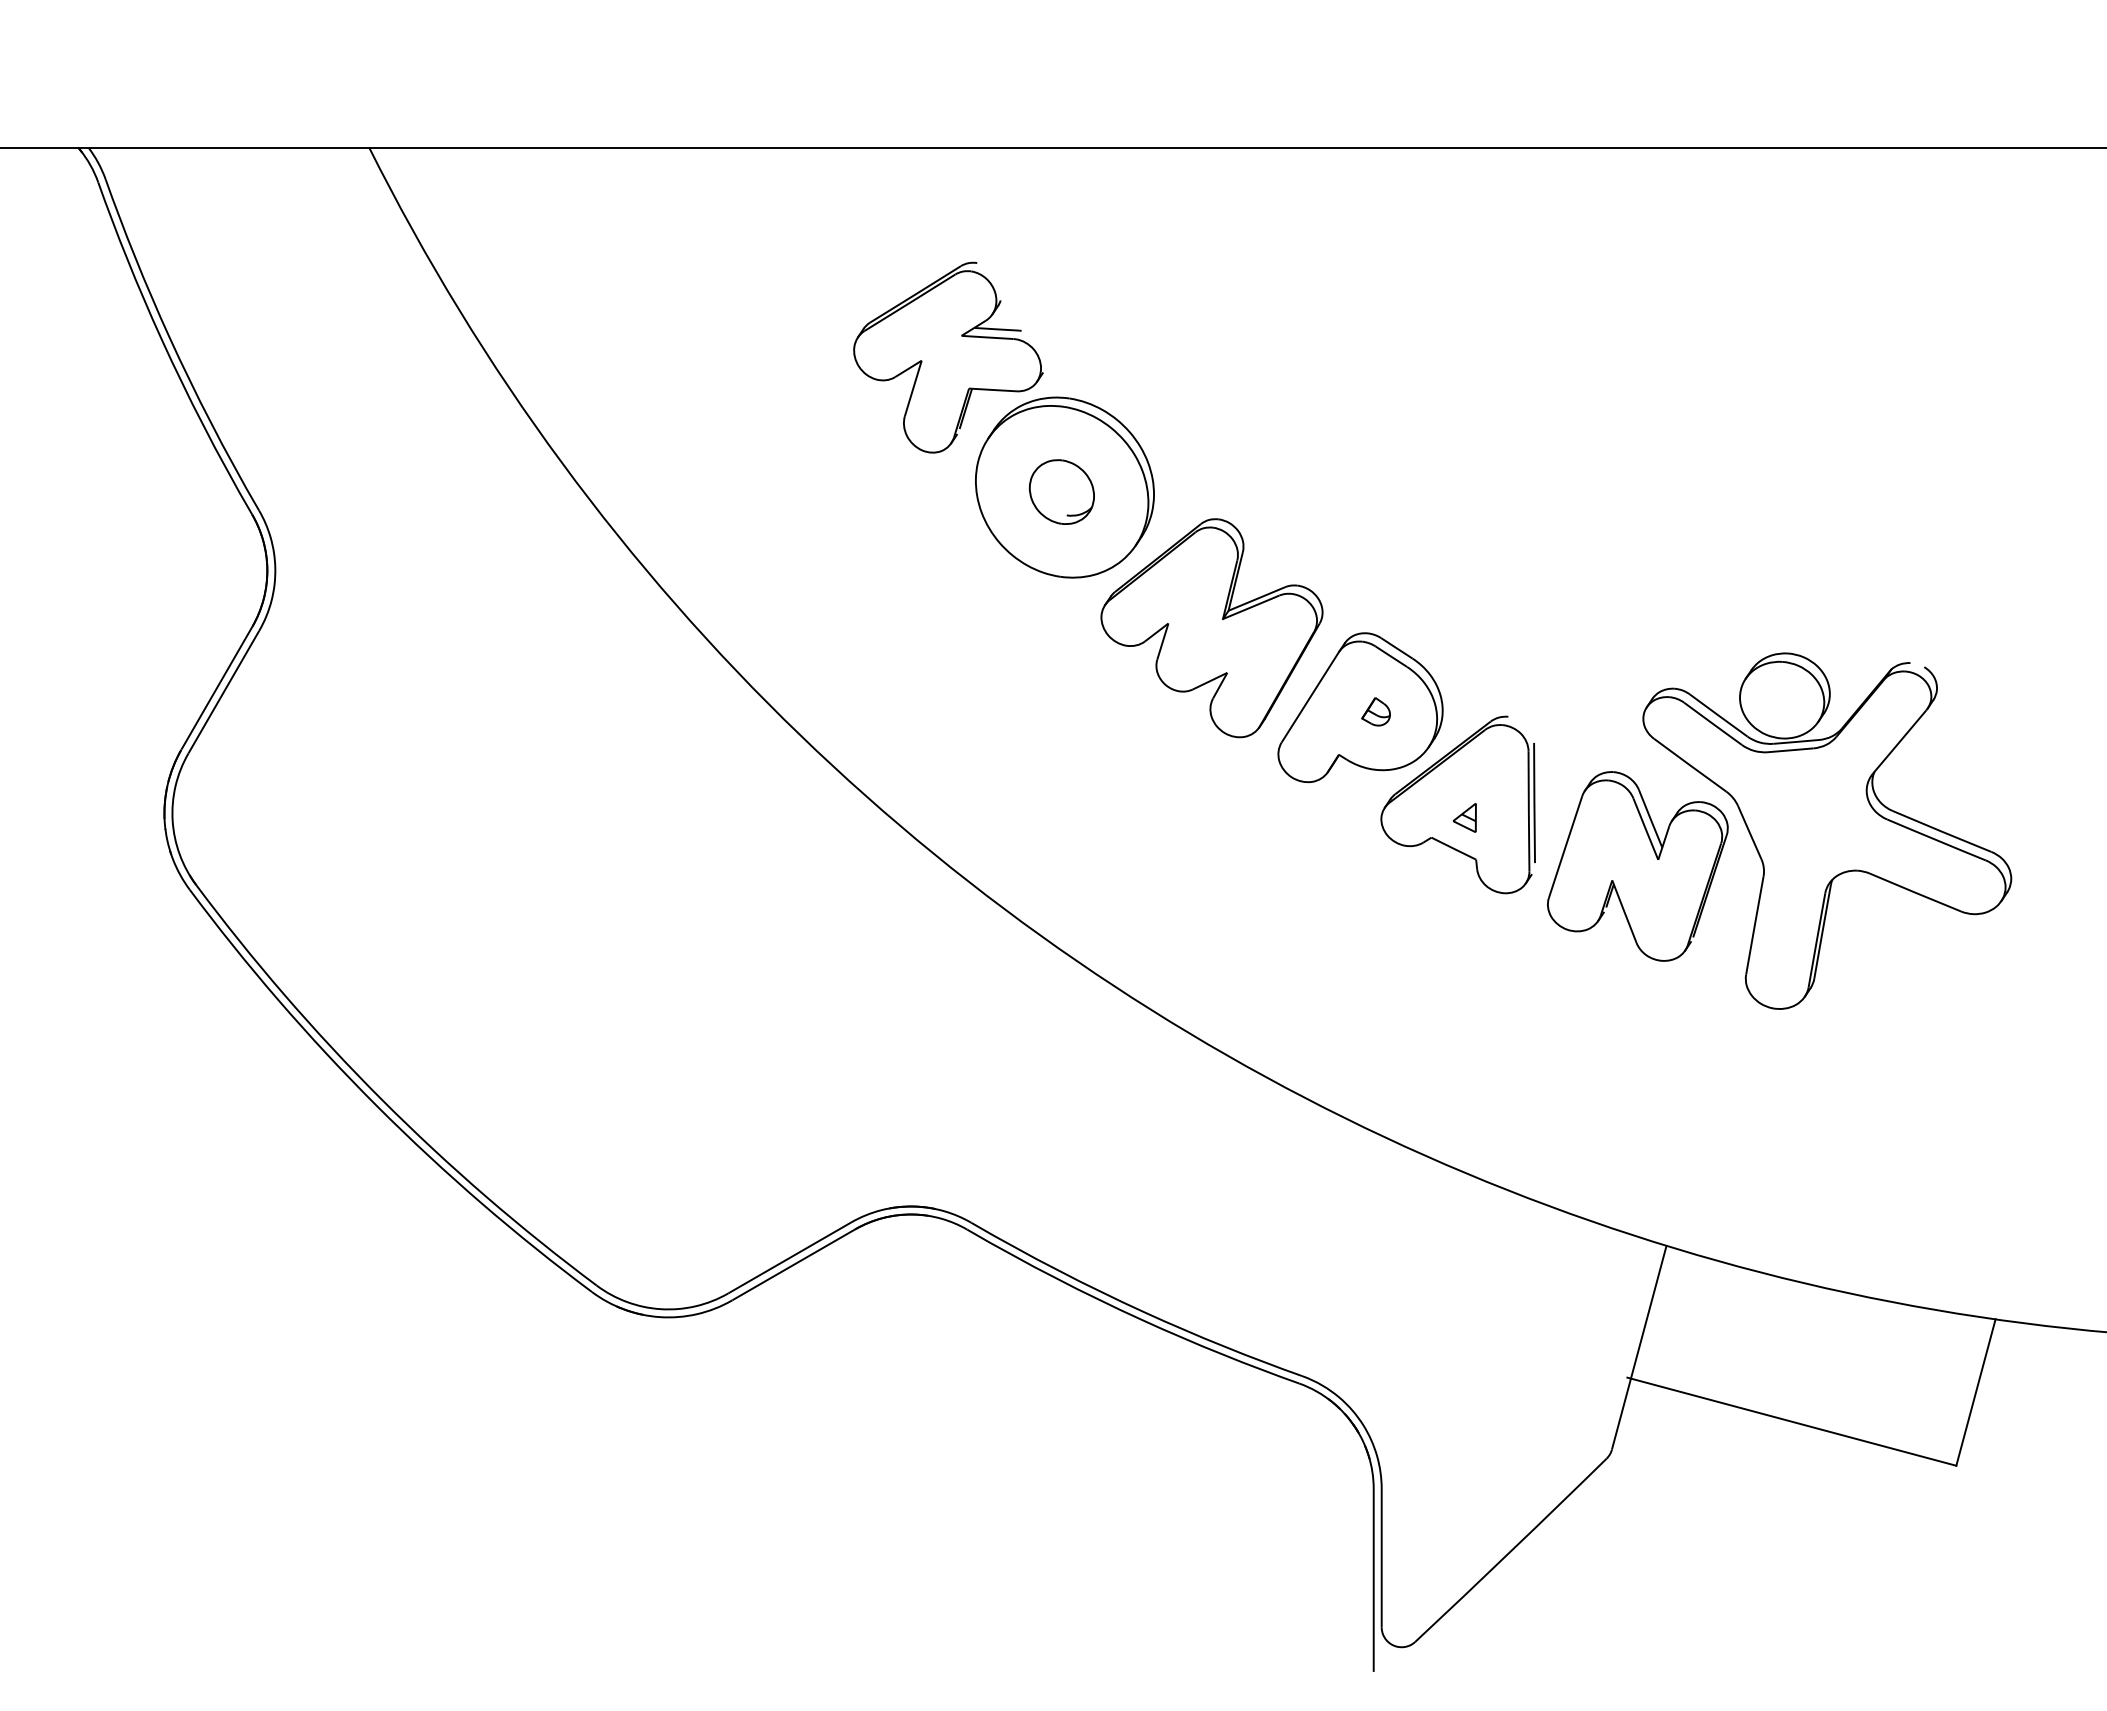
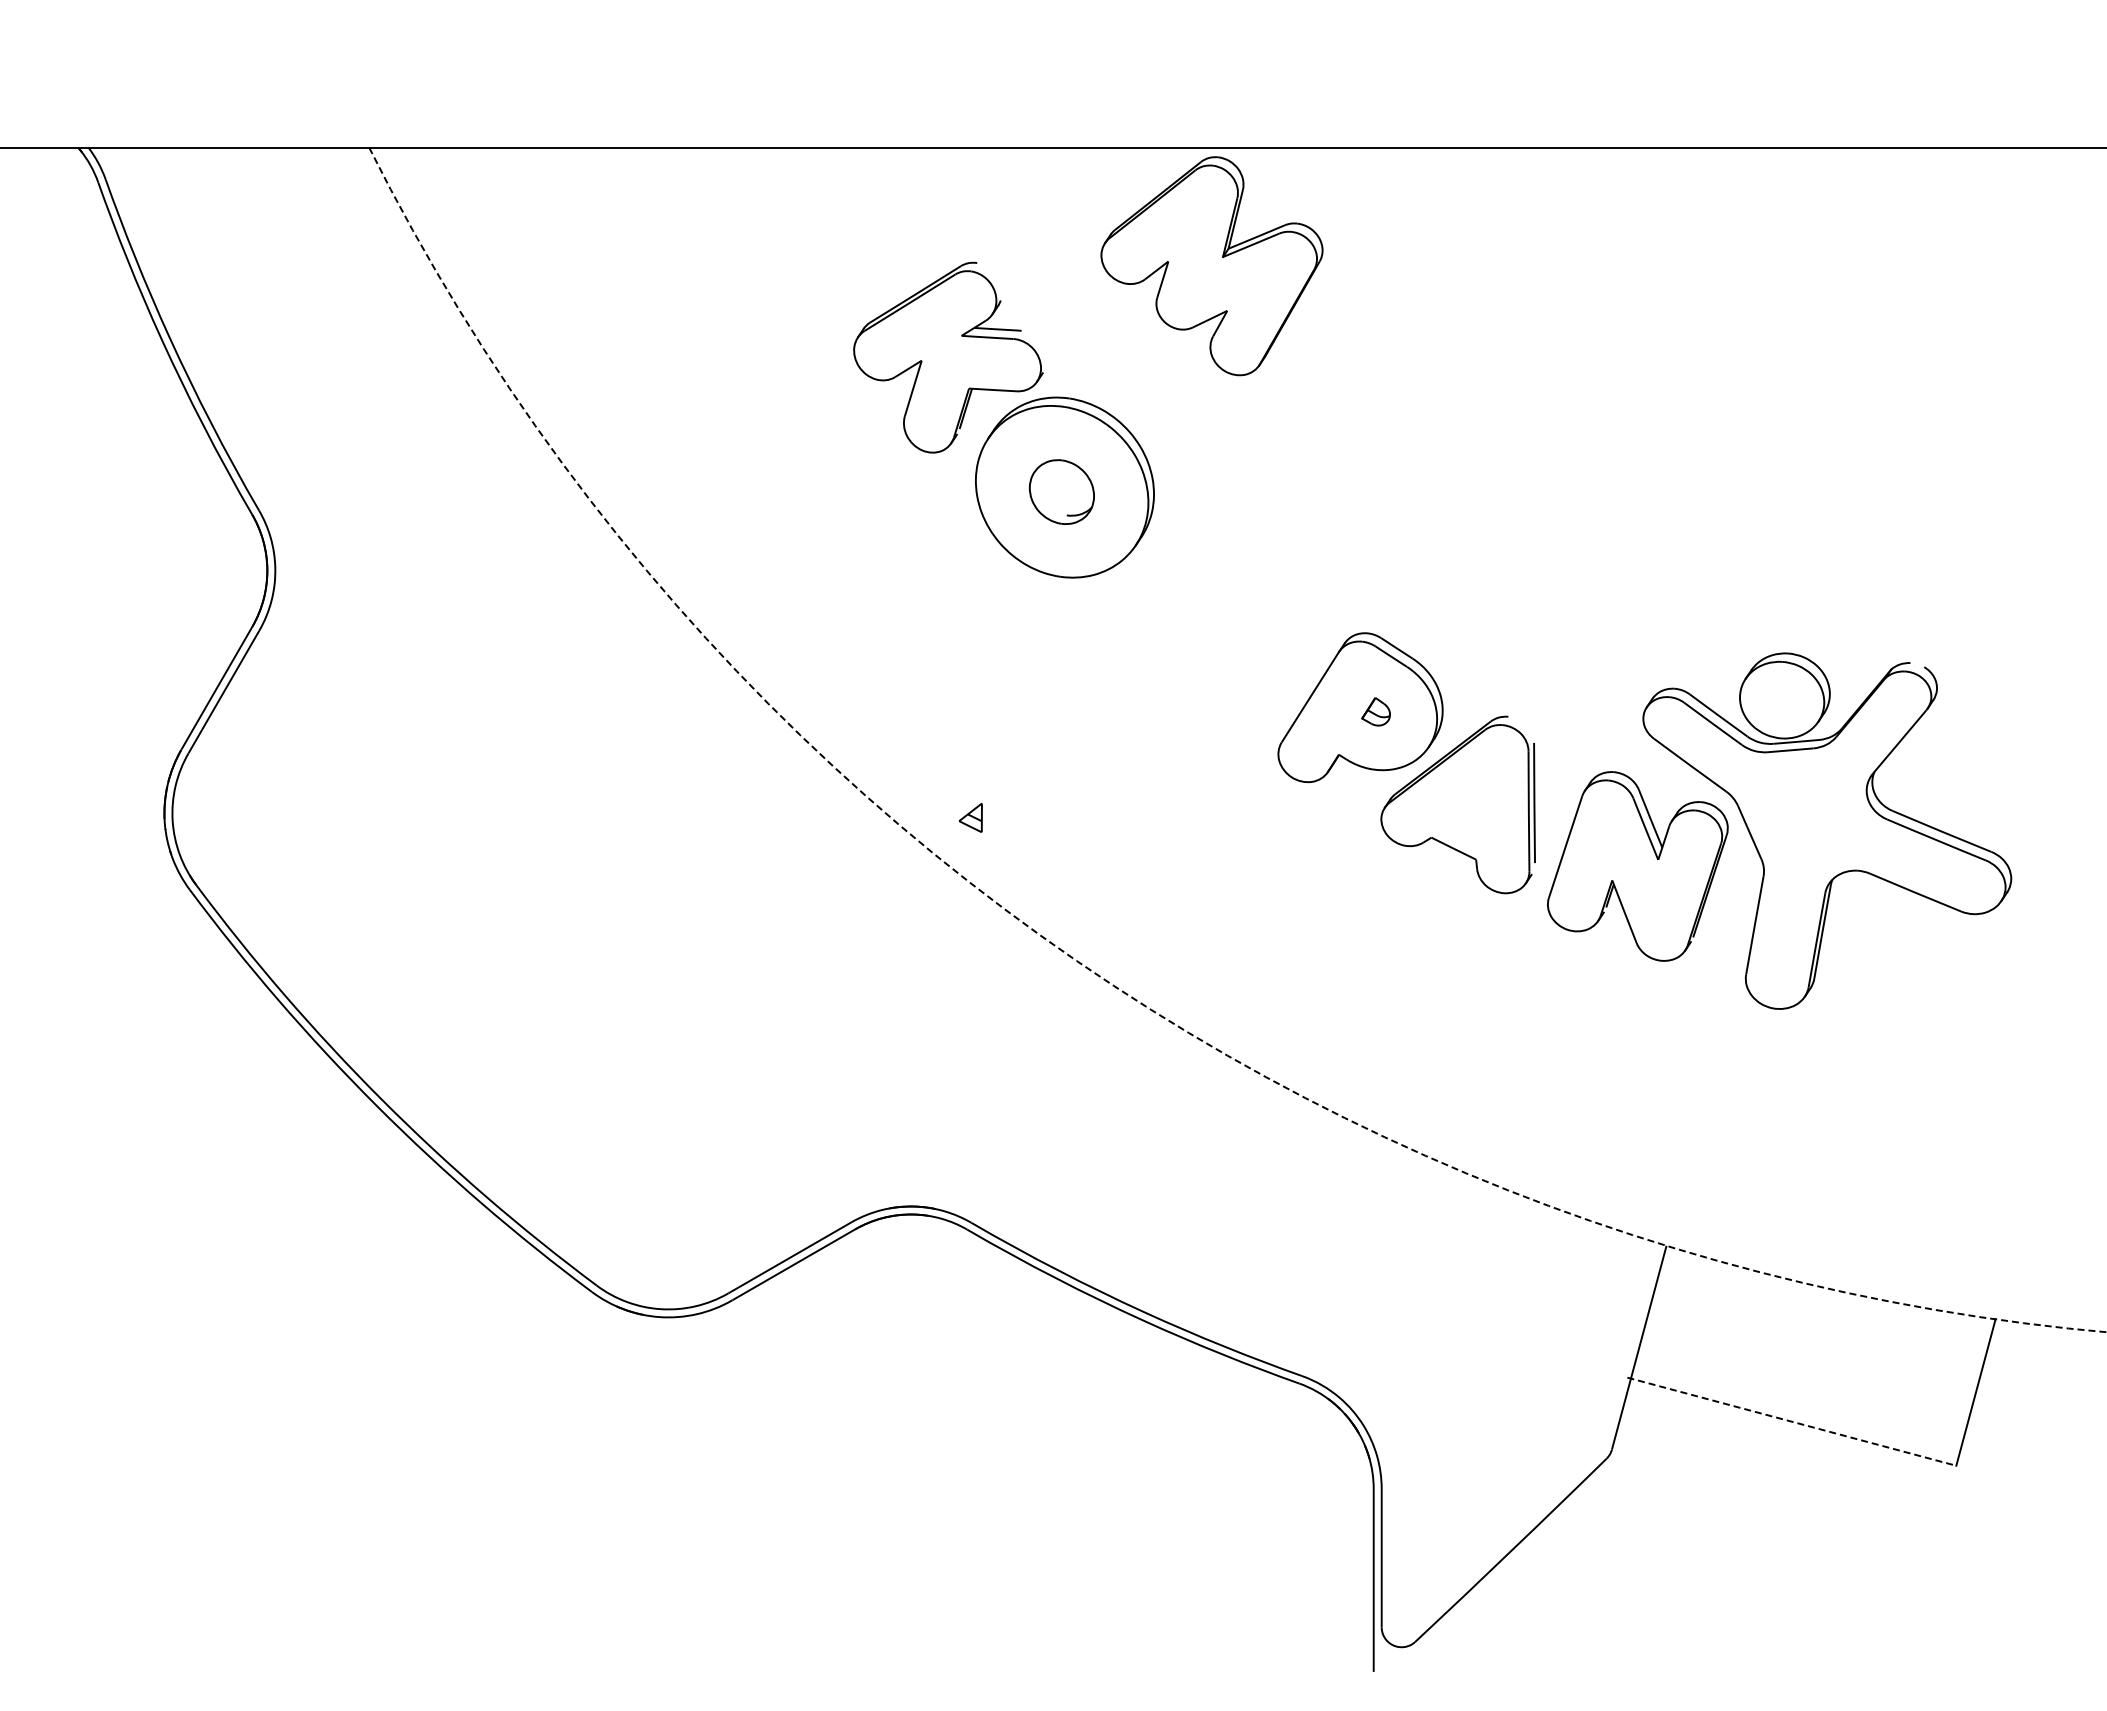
part position: (1211, 628) -> (1211, 266) (1211, 266)
part position: (1464, 817) -> (970, 817) (970, 817)
arc: solid -> dashed (1084, 965)
line: solid -> dashed (1792, 1421)
